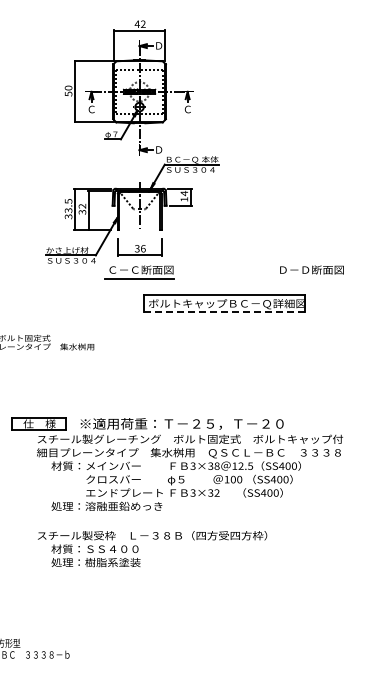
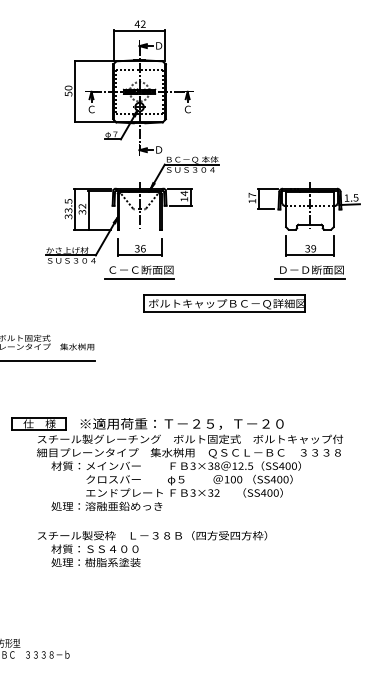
part: none -> present (304, 219)
line: none -> present (309, 278)
line: dashed -> solid (224, 312)
line: none -> present (48, 360)
